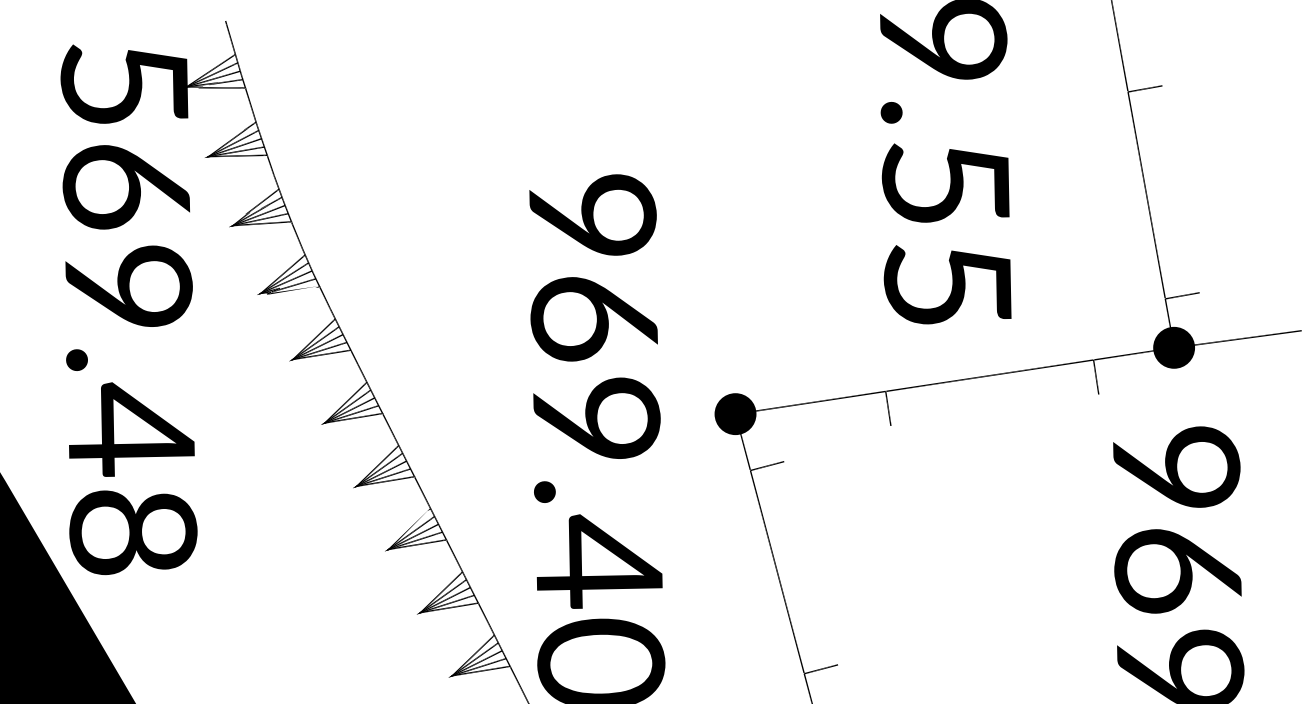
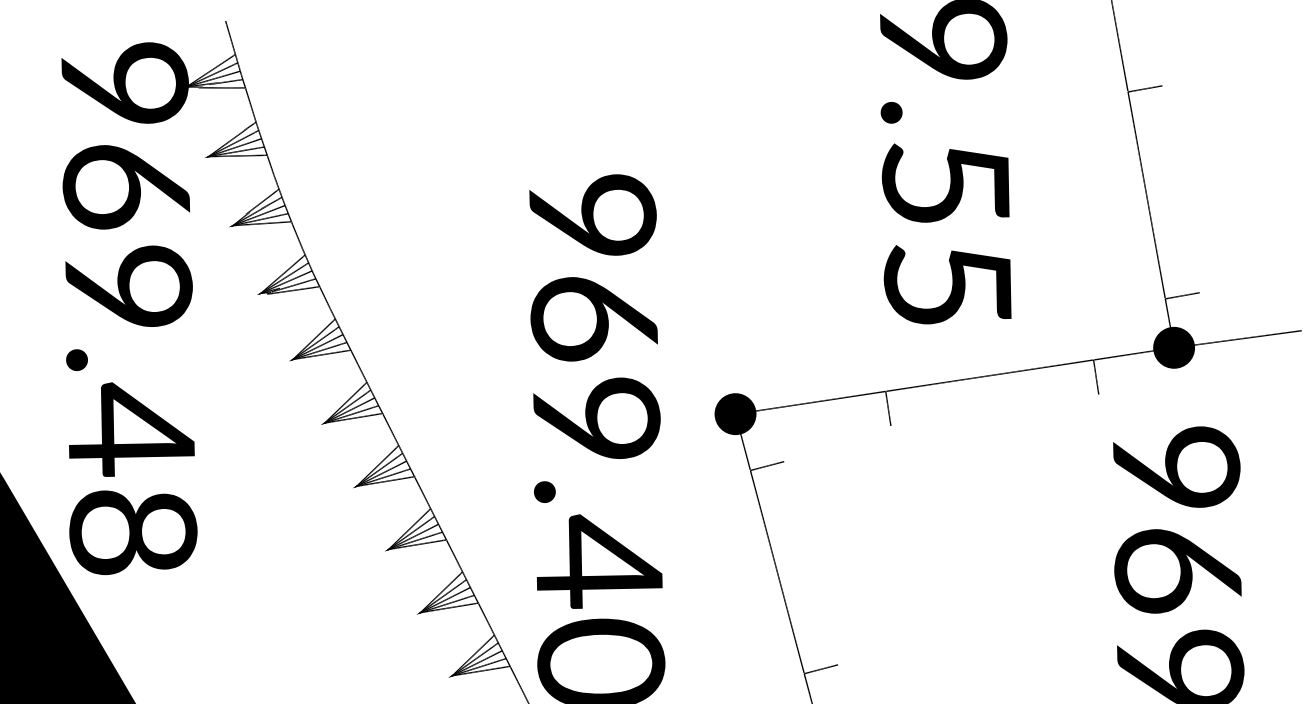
text: 569.48 -> 969.48 (124, 82)
fill: none -> present (293, 290)
fill: none -> present (410, 529)
